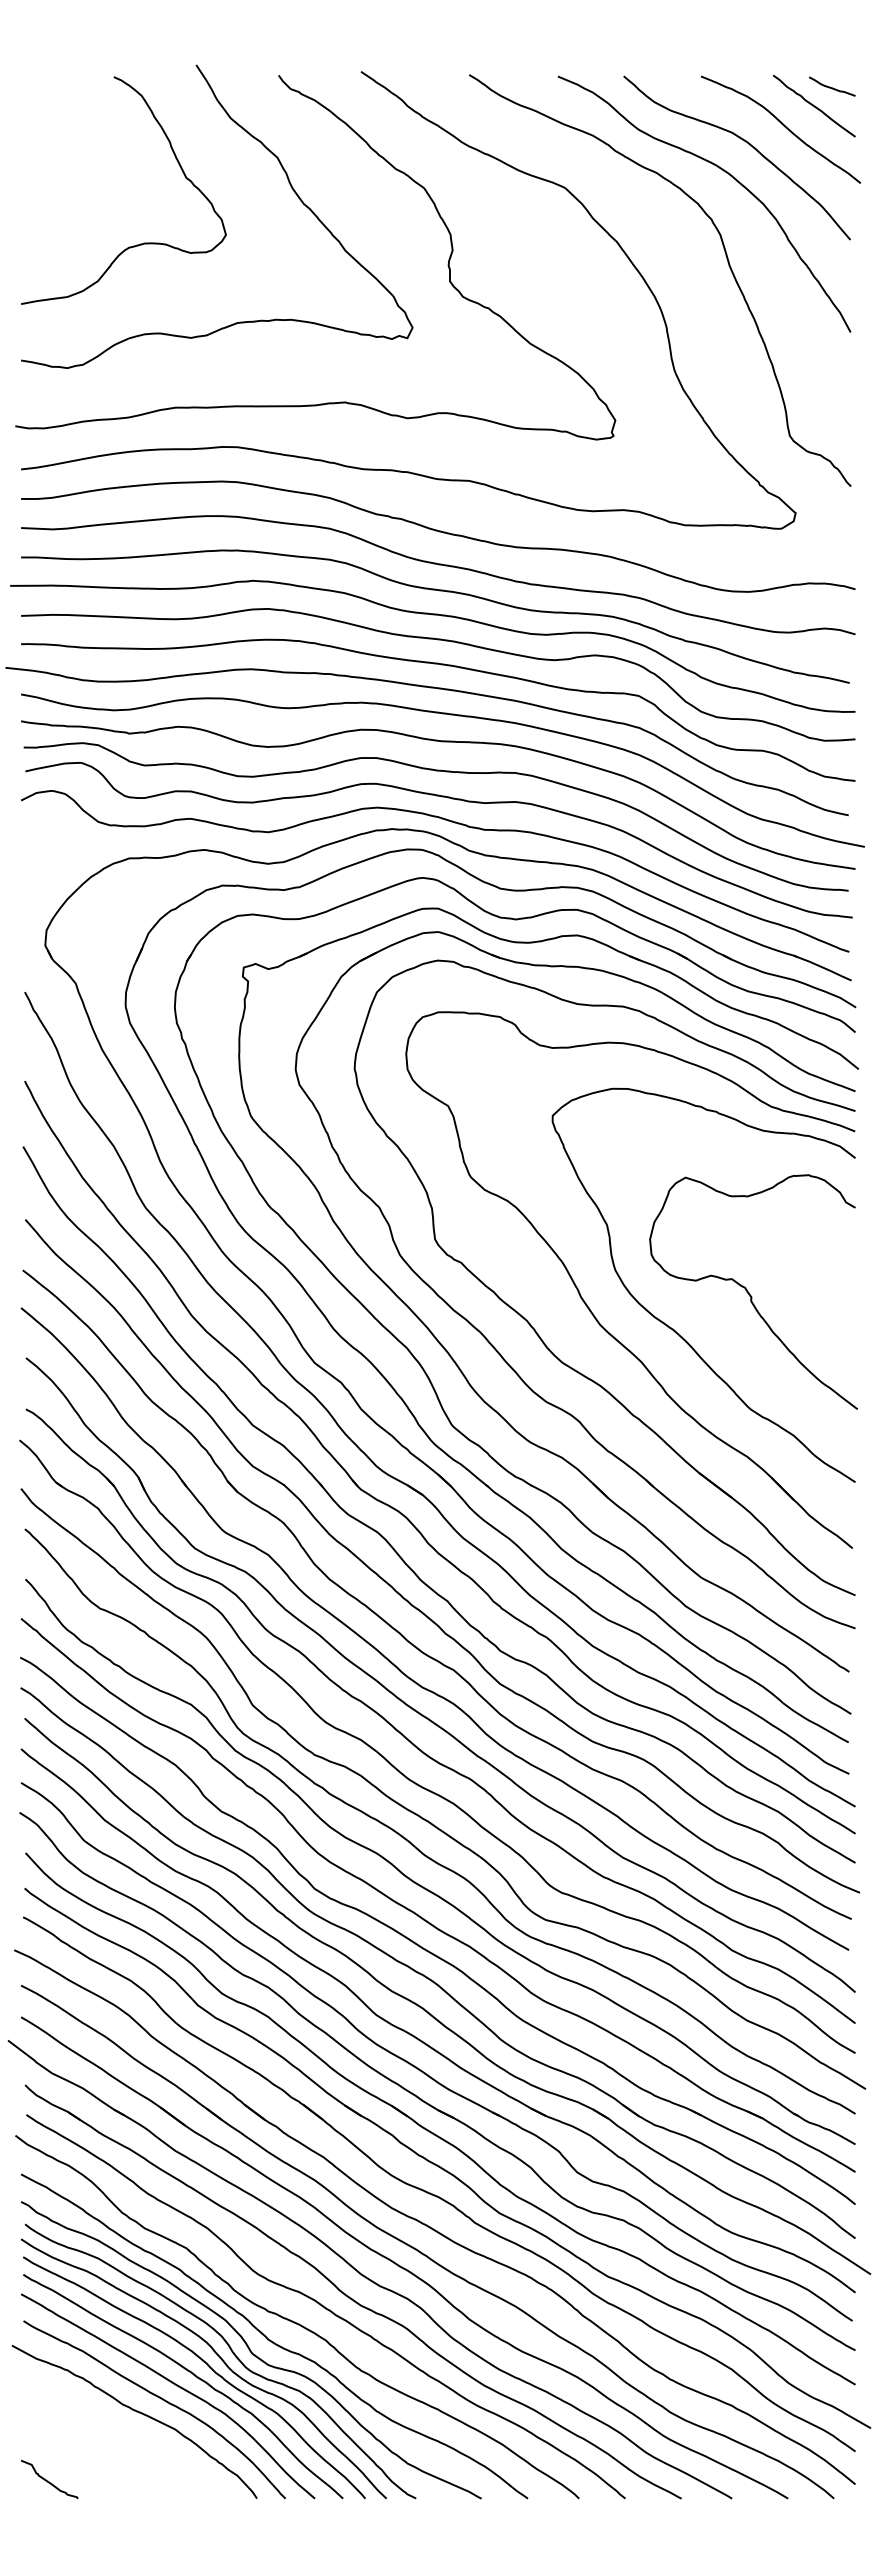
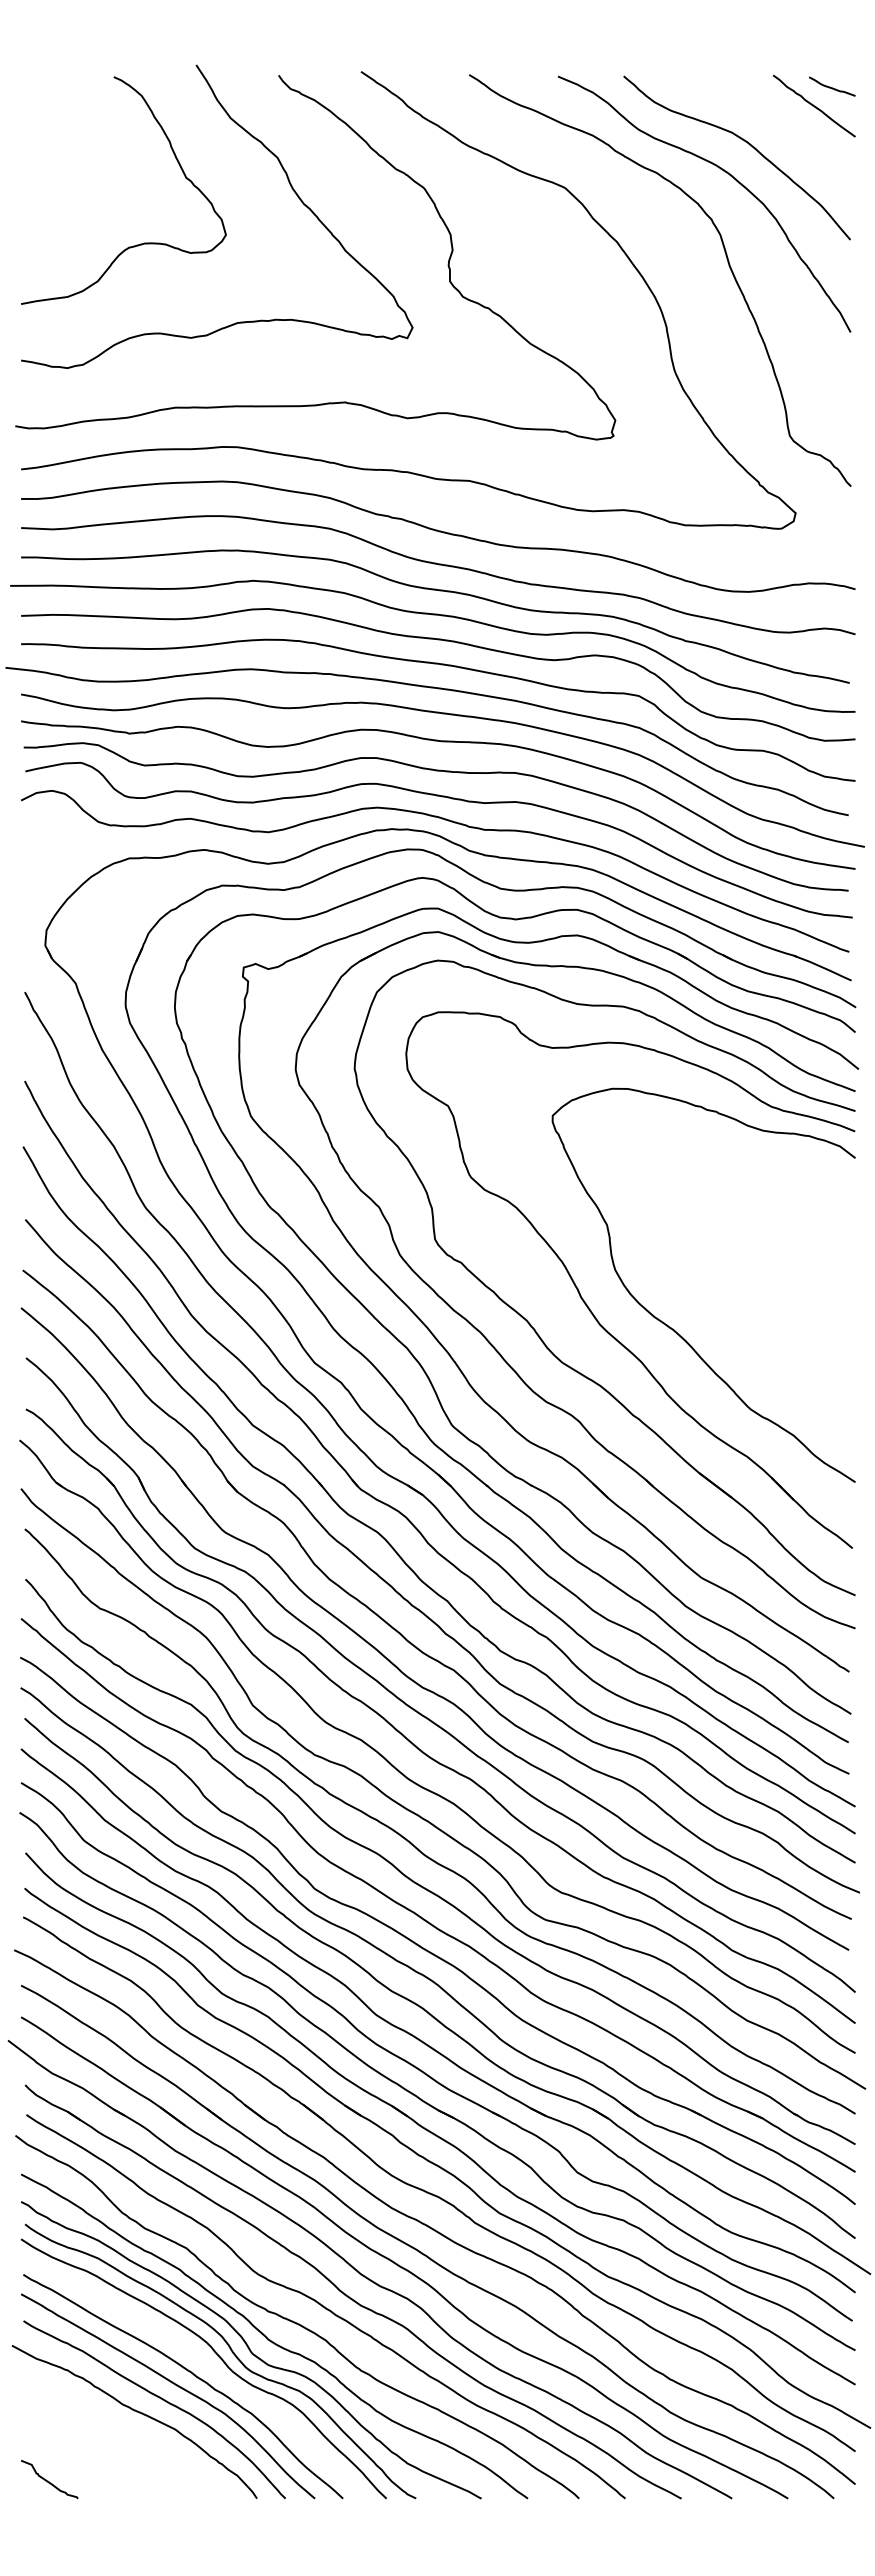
curve: present -> none (783, 126)
curve: present -> none (749, 1292)
curve: present -> none (203, 2362)
